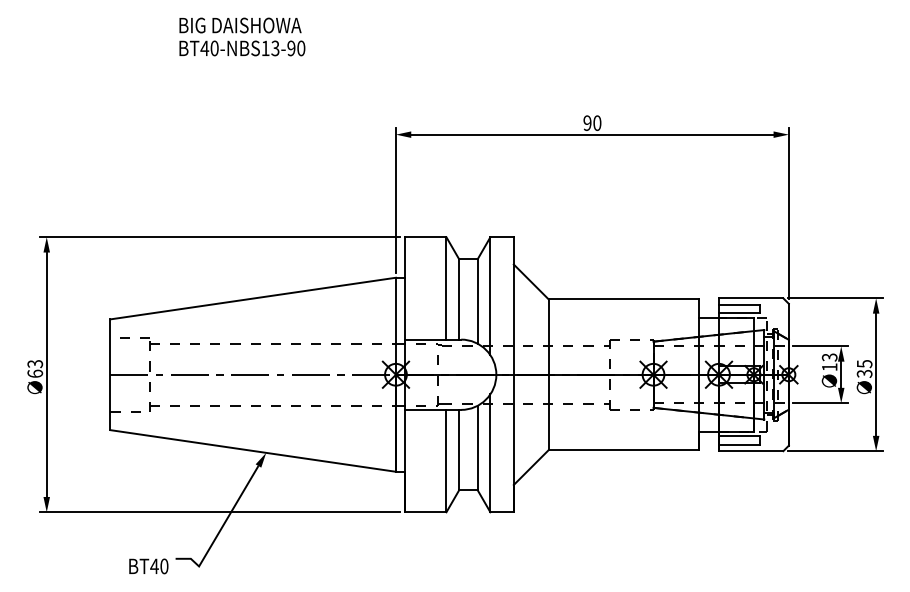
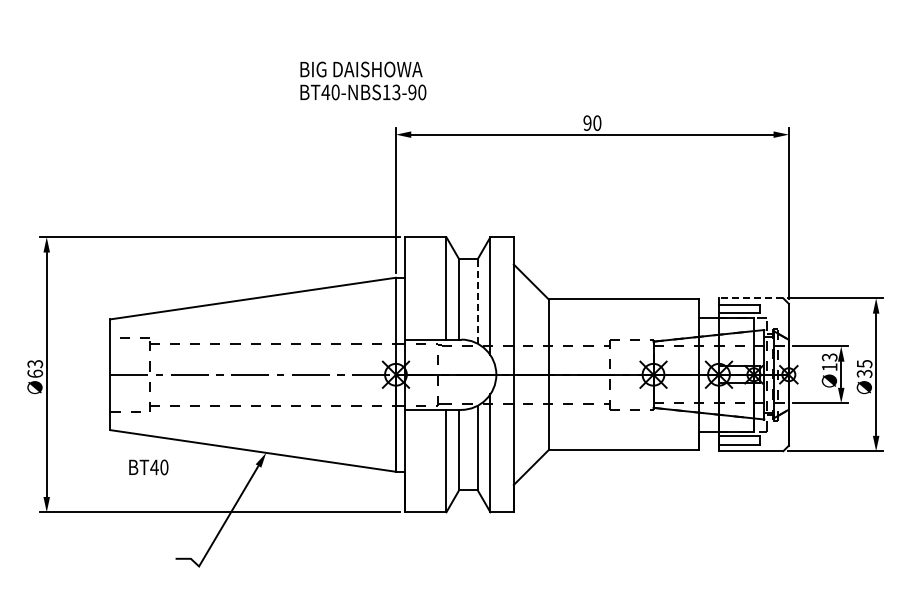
text position: (242, 36) -> (363, 80) (363, 80)
line: solid -> dashed (750, 298)
line: solid -> dashed (477, 300)
text position: (148, 566) -> (148, 467) (148, 467)
